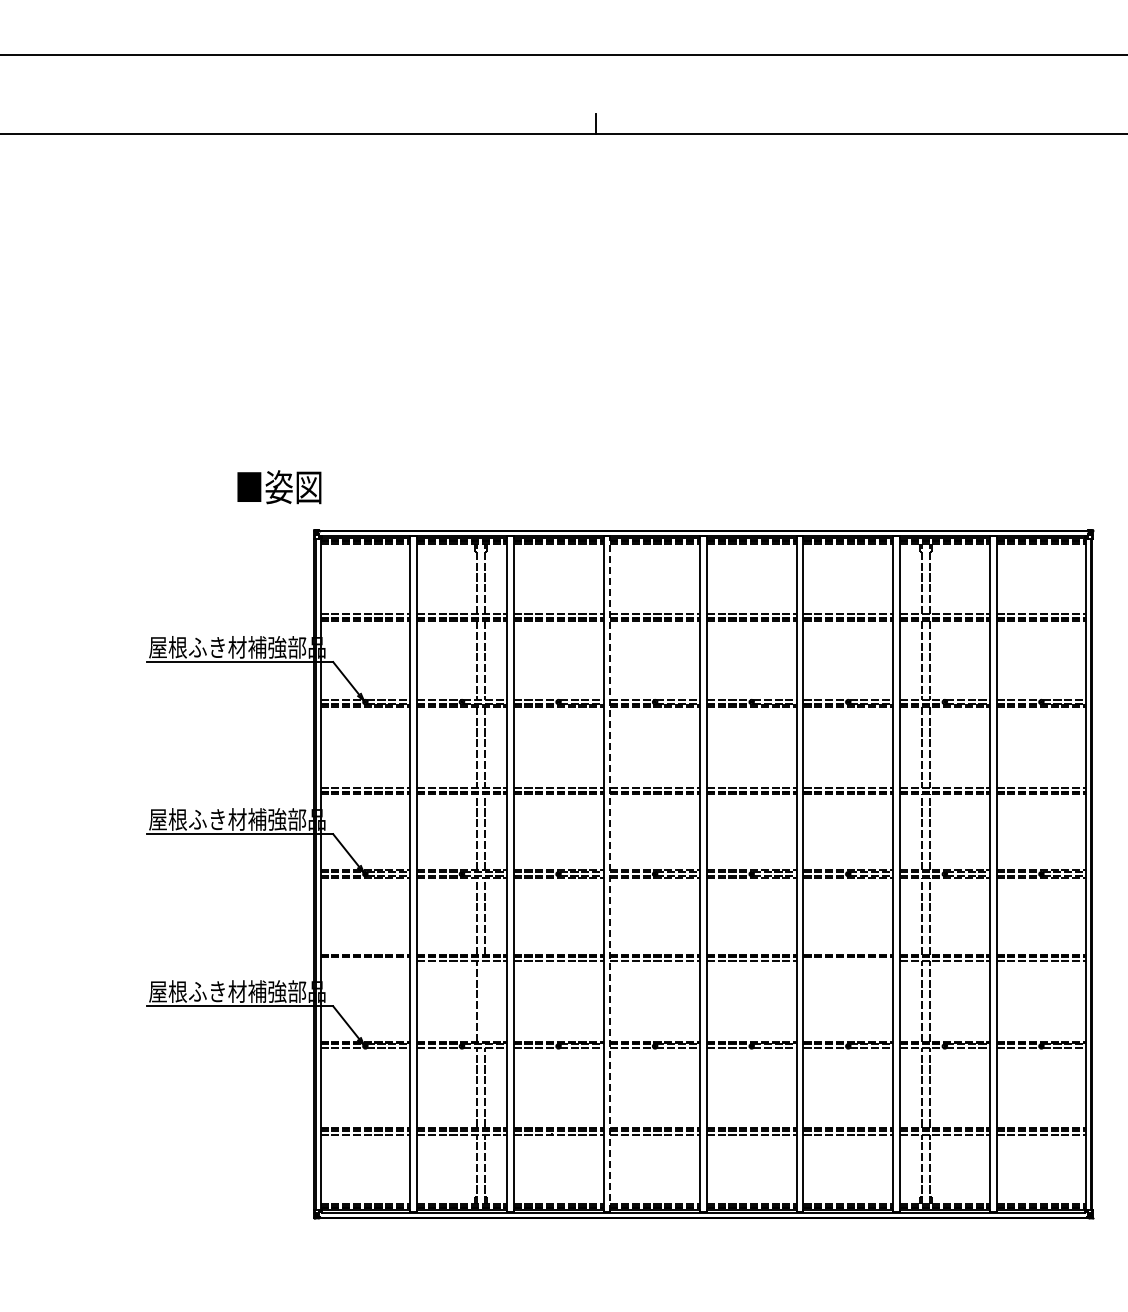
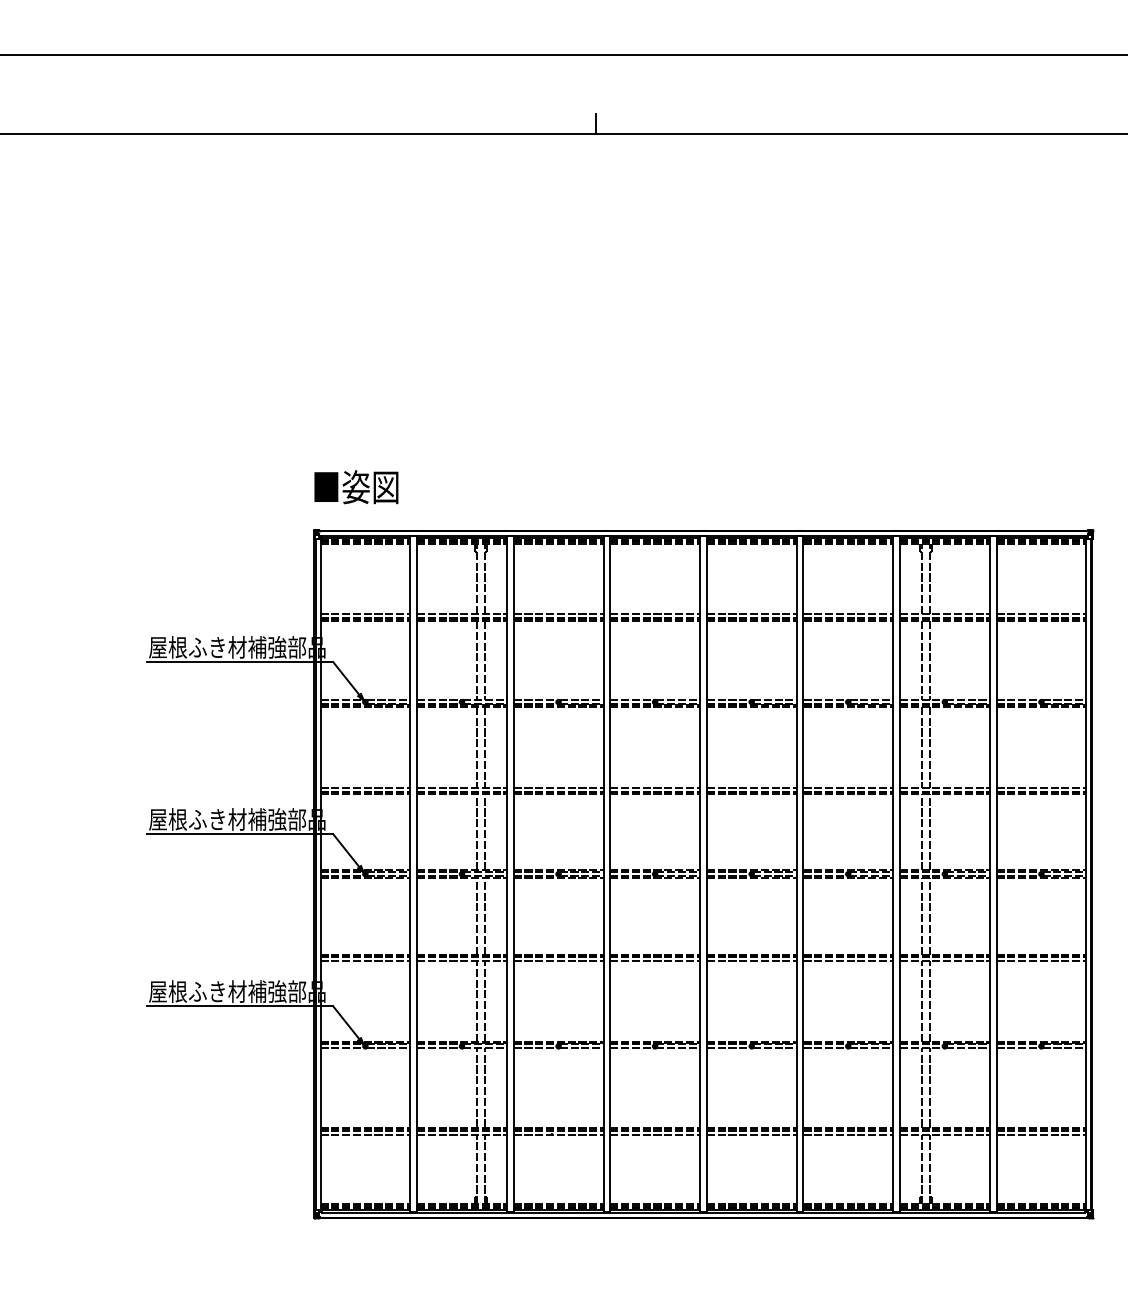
text position: (279, 487) -> (356, 487) (356, 487)
line: dashed -> solid (610, 873)
line: none -> present (365, 960)
line: none -> present (848, 960)
line: none -> present (484, 1000)
